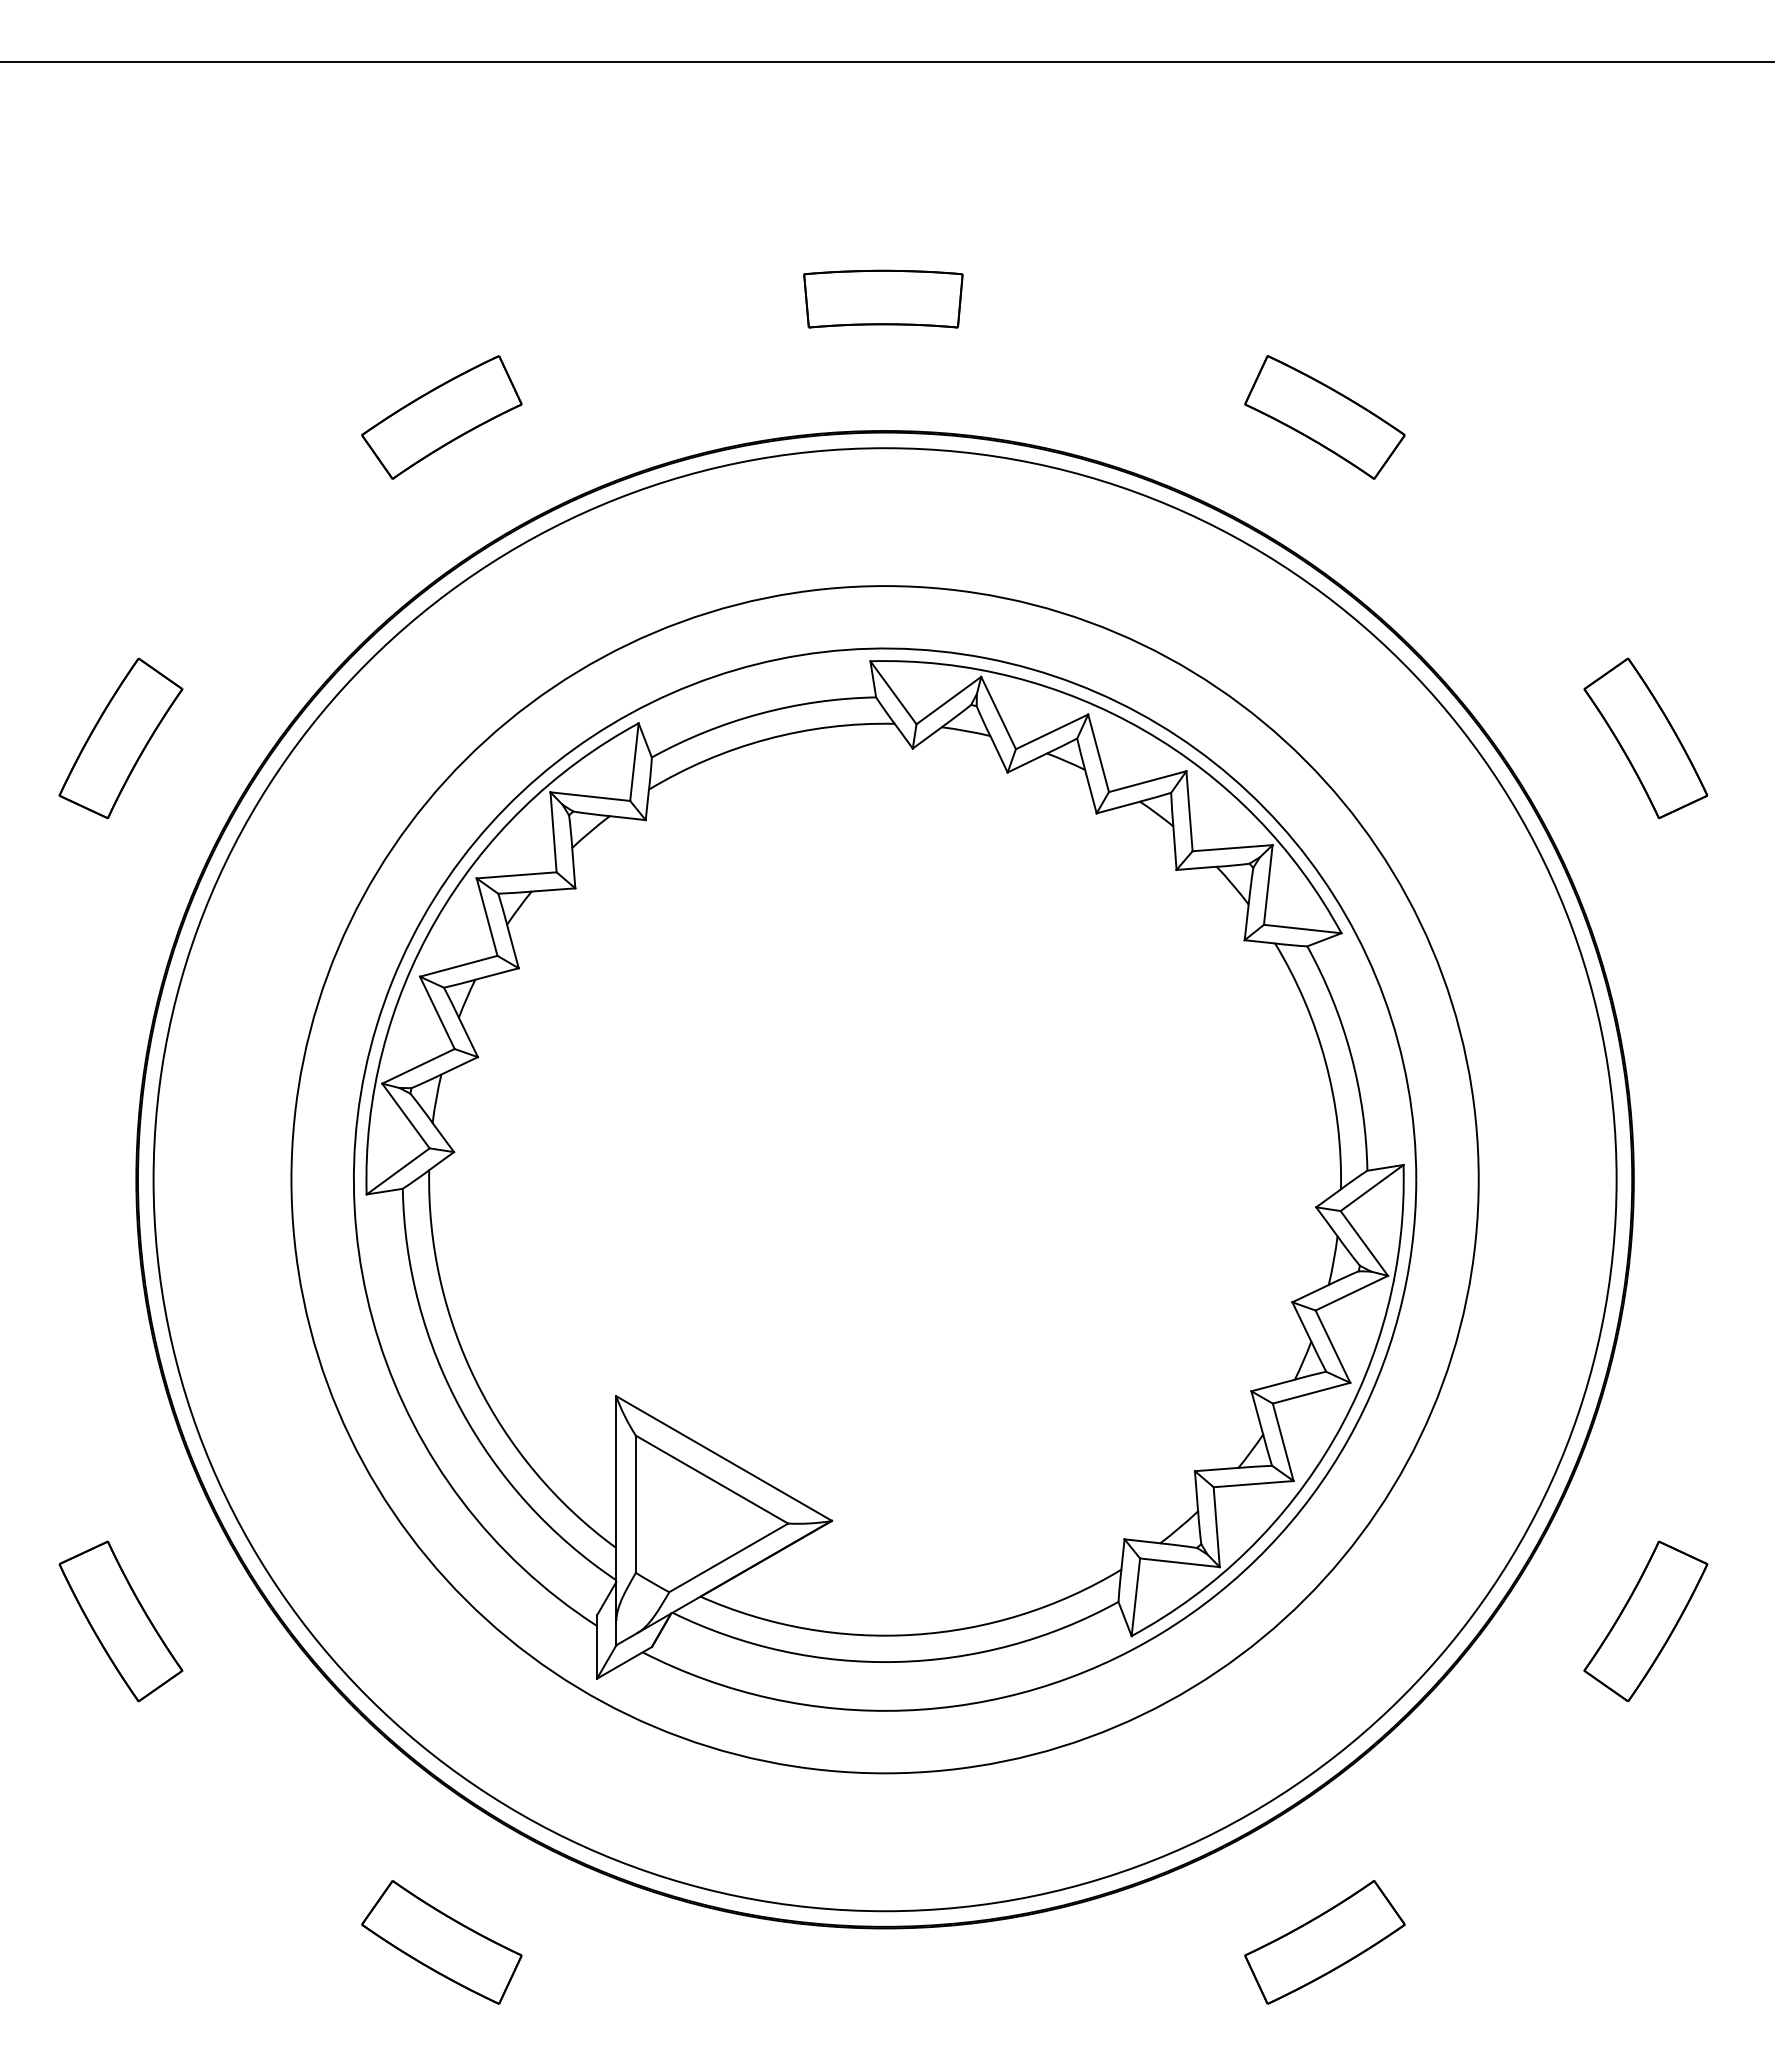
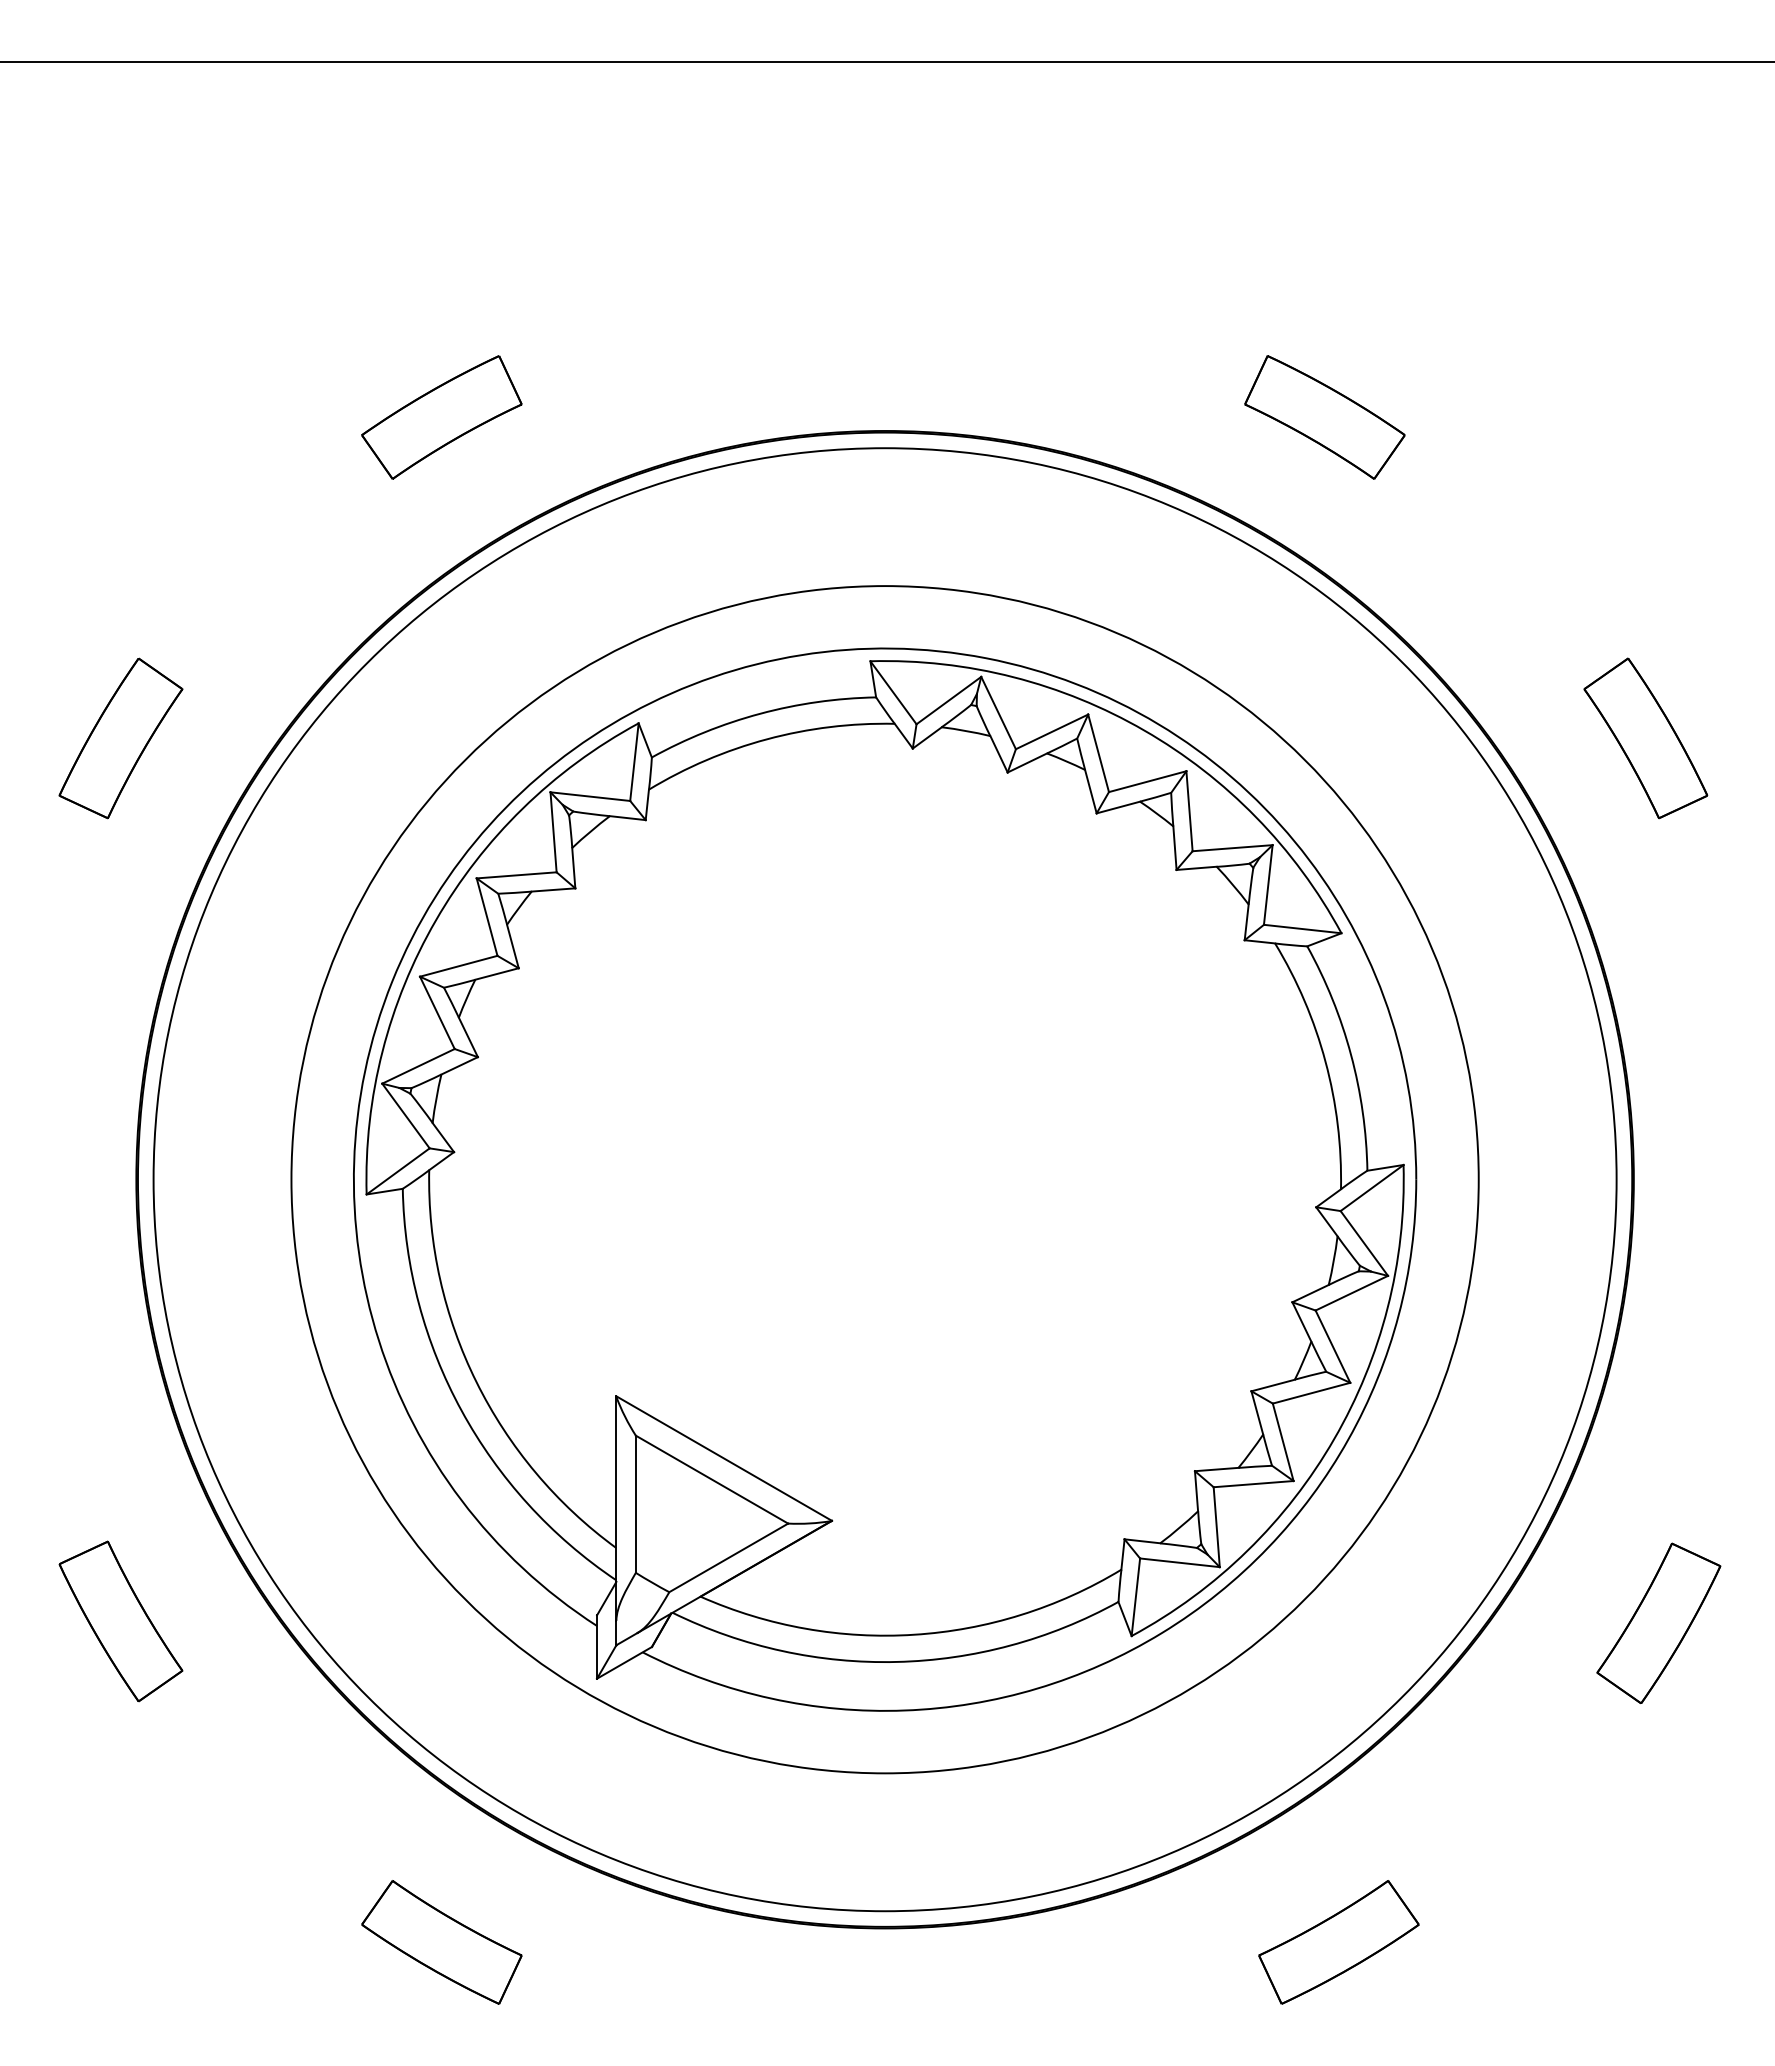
part: present -> none (883, 298)
part position: (1645, 1620) -> (1658, 1622) (1658, 1622)
part position: (1324, 1942) -> (1338, 1942) (1338, 1942)
